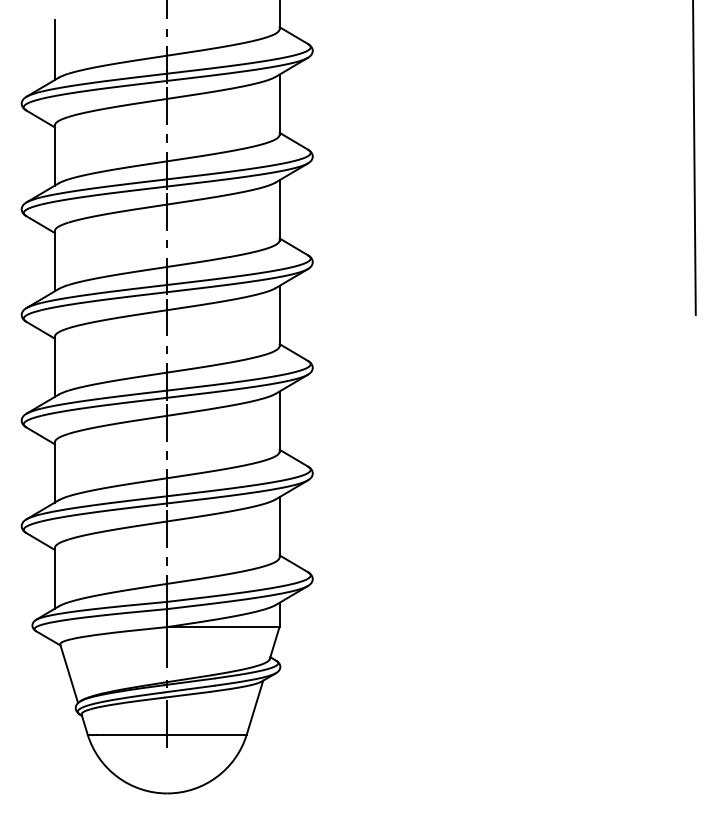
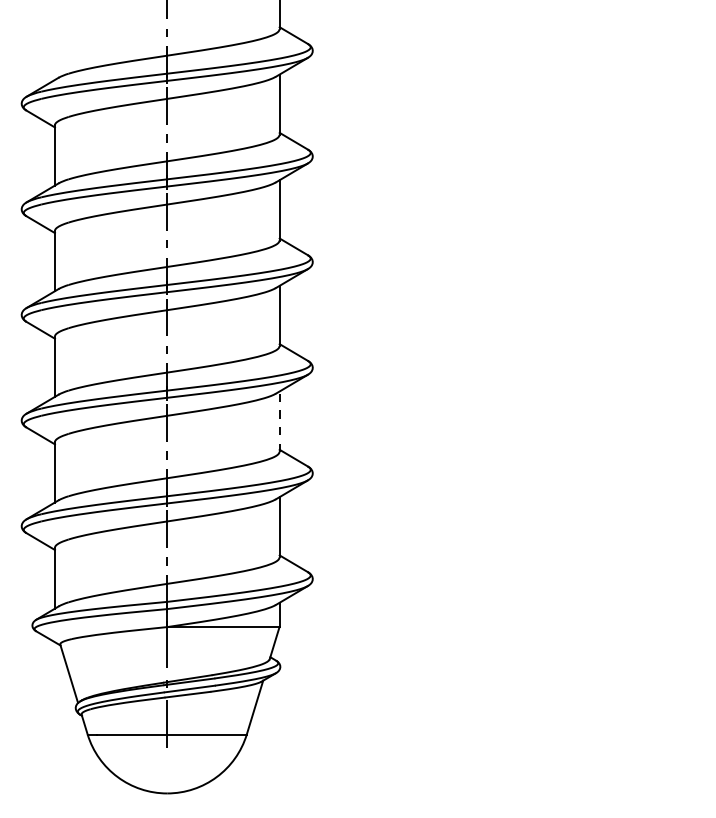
line: present -> none (54, 49)
line: present -> none (694, 158)
line: solid -> dashed (279, 421)
